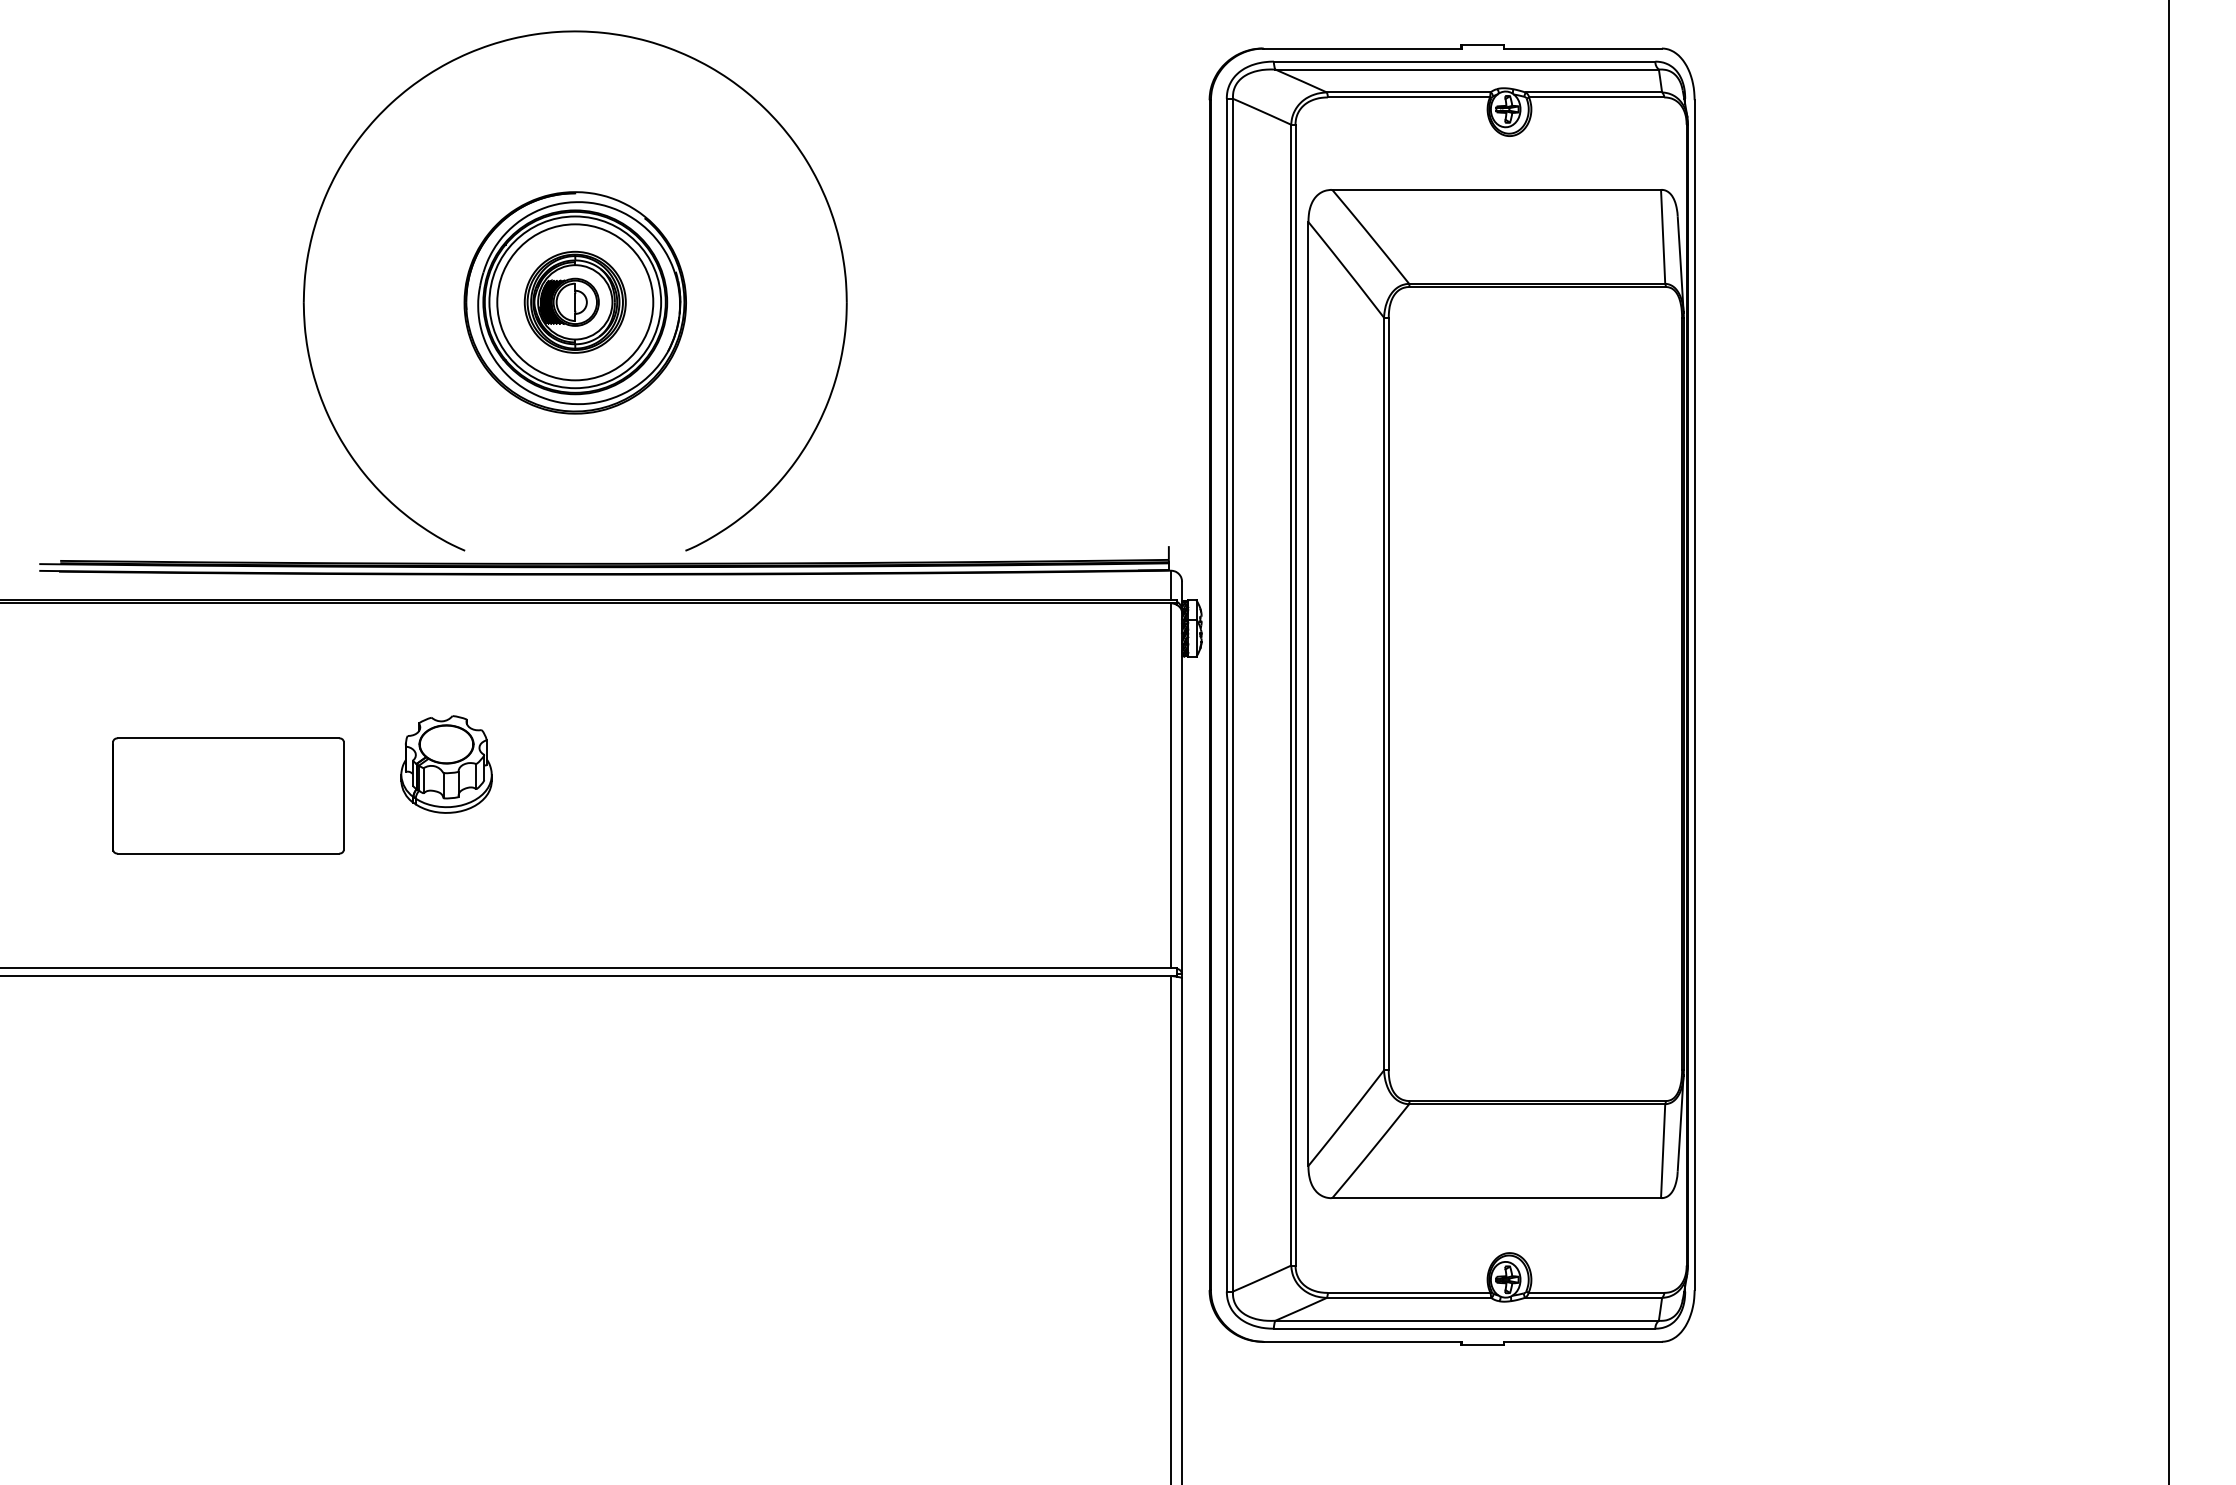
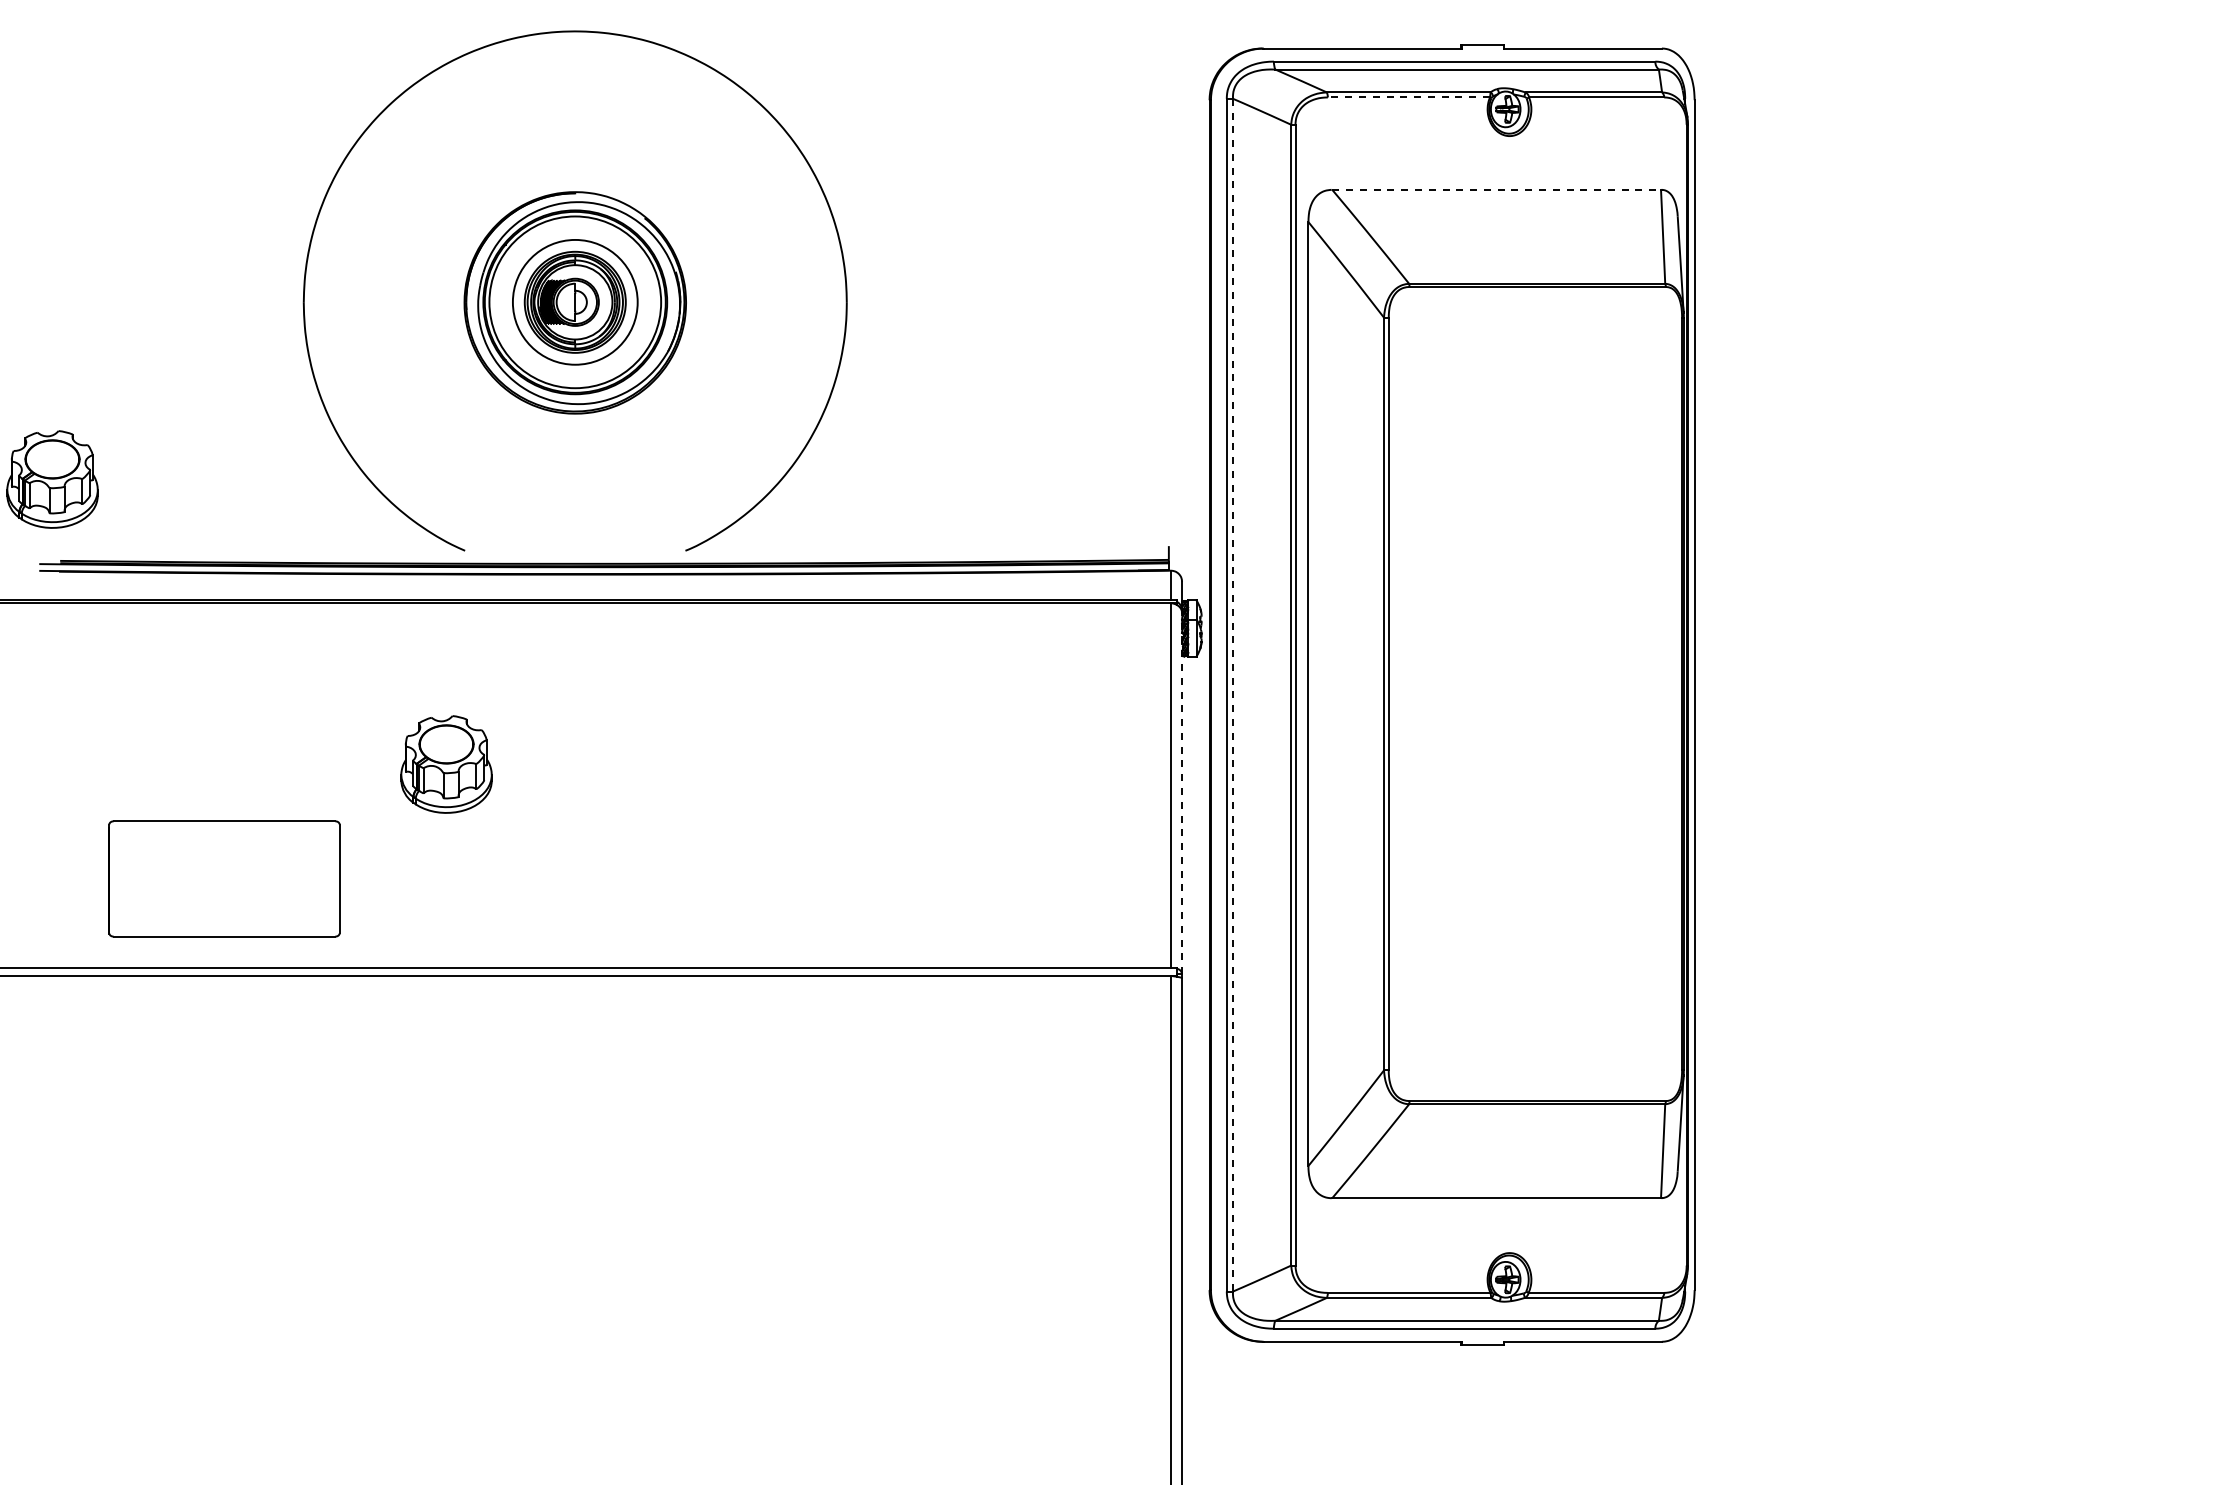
line: solid -> dashed (1408, 97)
line: solid -> dashed (1497, 189)
circle diameter: 156 px -> 125 px (574, 301)
part: none -> present (52, 479)
line: solid -> dashed (1233, 695)
line: present -> none (2168, 741)
line: solid -> dashed (1182, 793)
part position: (228, 795) -> (224, 878) (224, 878)
